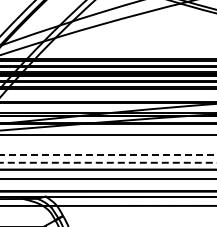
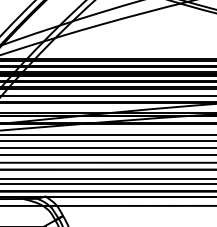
line: none -> present (107, 95)
line: none -> present (107, 140)
line: none -> present (107, 148)
line: dashed -> solid (108, 154)
line: dashed -> solid (108, 162)
line: none -> present (107, 183)
